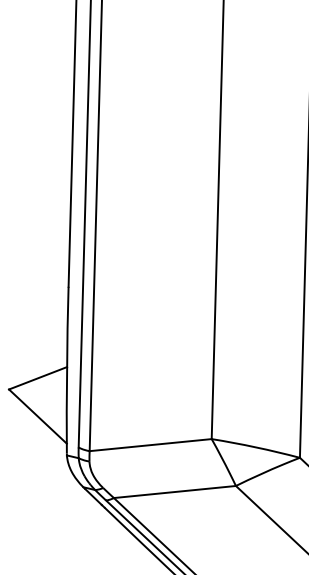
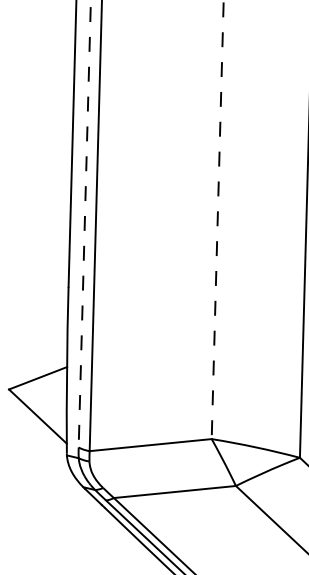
line: solid -> dashed (217, 220)
line: solid -> dashed (84, 223)
